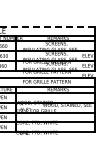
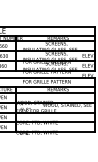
line: dashed -> solid (47, 26)
